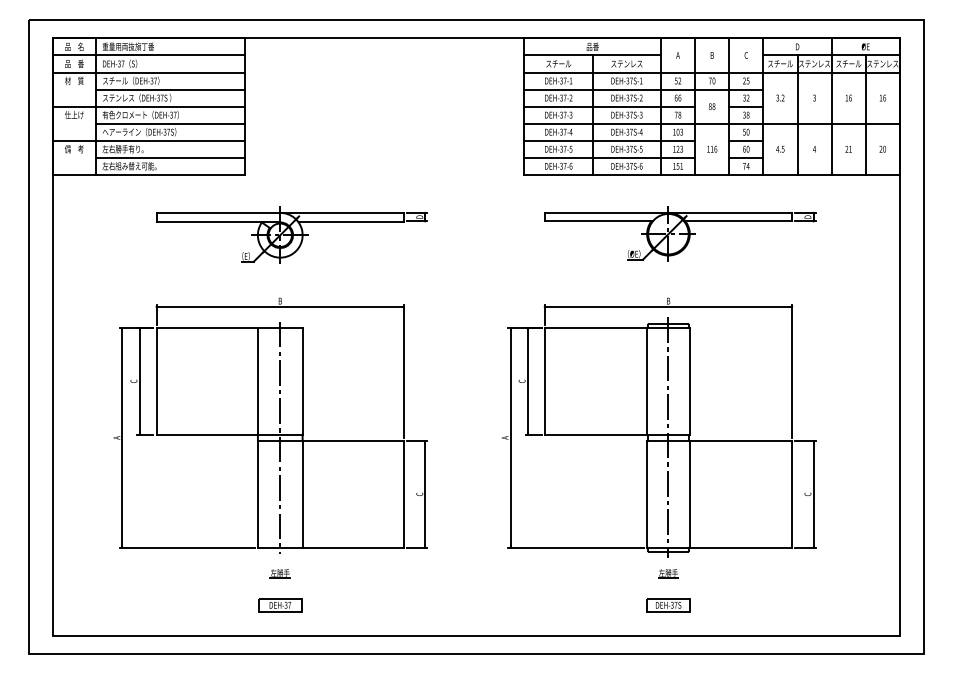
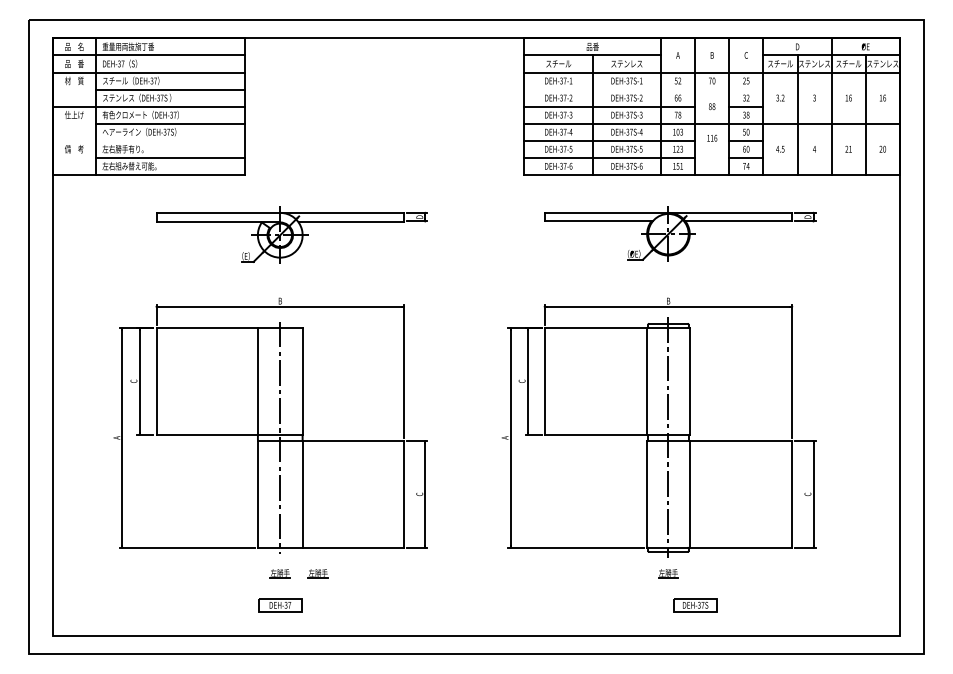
line: present -> none (643, 89)
line: present -> none (149, 140)
text position: (712, 148) -> (712, 137) (712, 137)
part: none -> present (317, 573)
part position: (668, 605) -> (695, 605) (695, 605)
